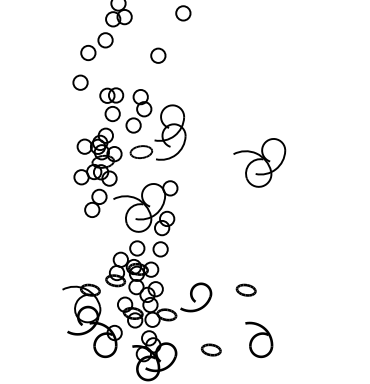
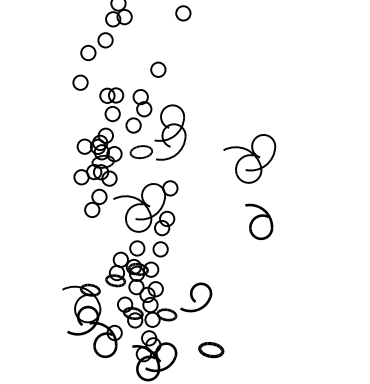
circle position: (158, 55) -> (158, 69) (158, 69)
part position: (259, 162) -> (249, 158) (249, 158)
part: present -> none (245, 289)
curve position: (257, 336) -> (257, 218) (257, 218)
part size: 21x14 px -> 27x17 px (211, 350)
